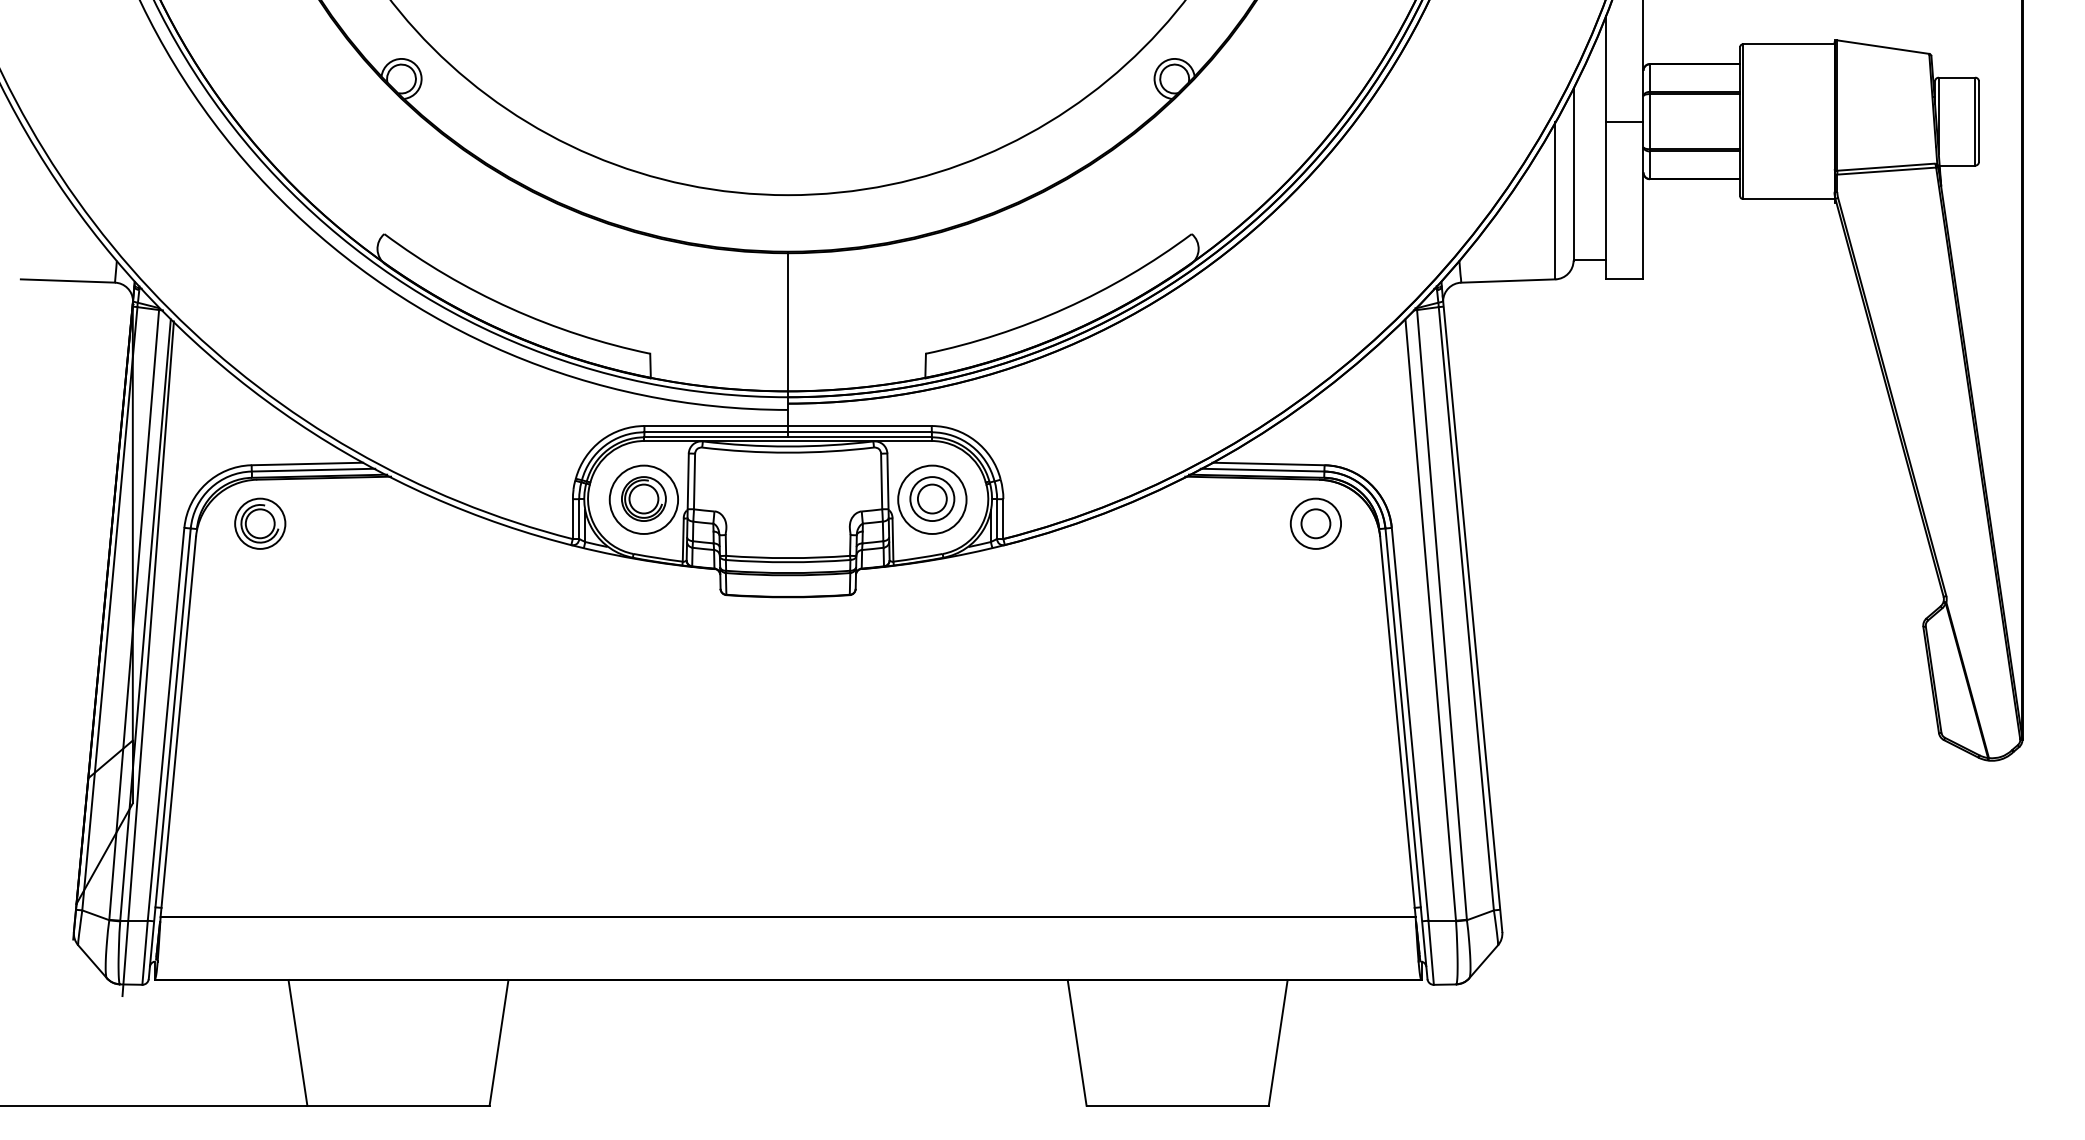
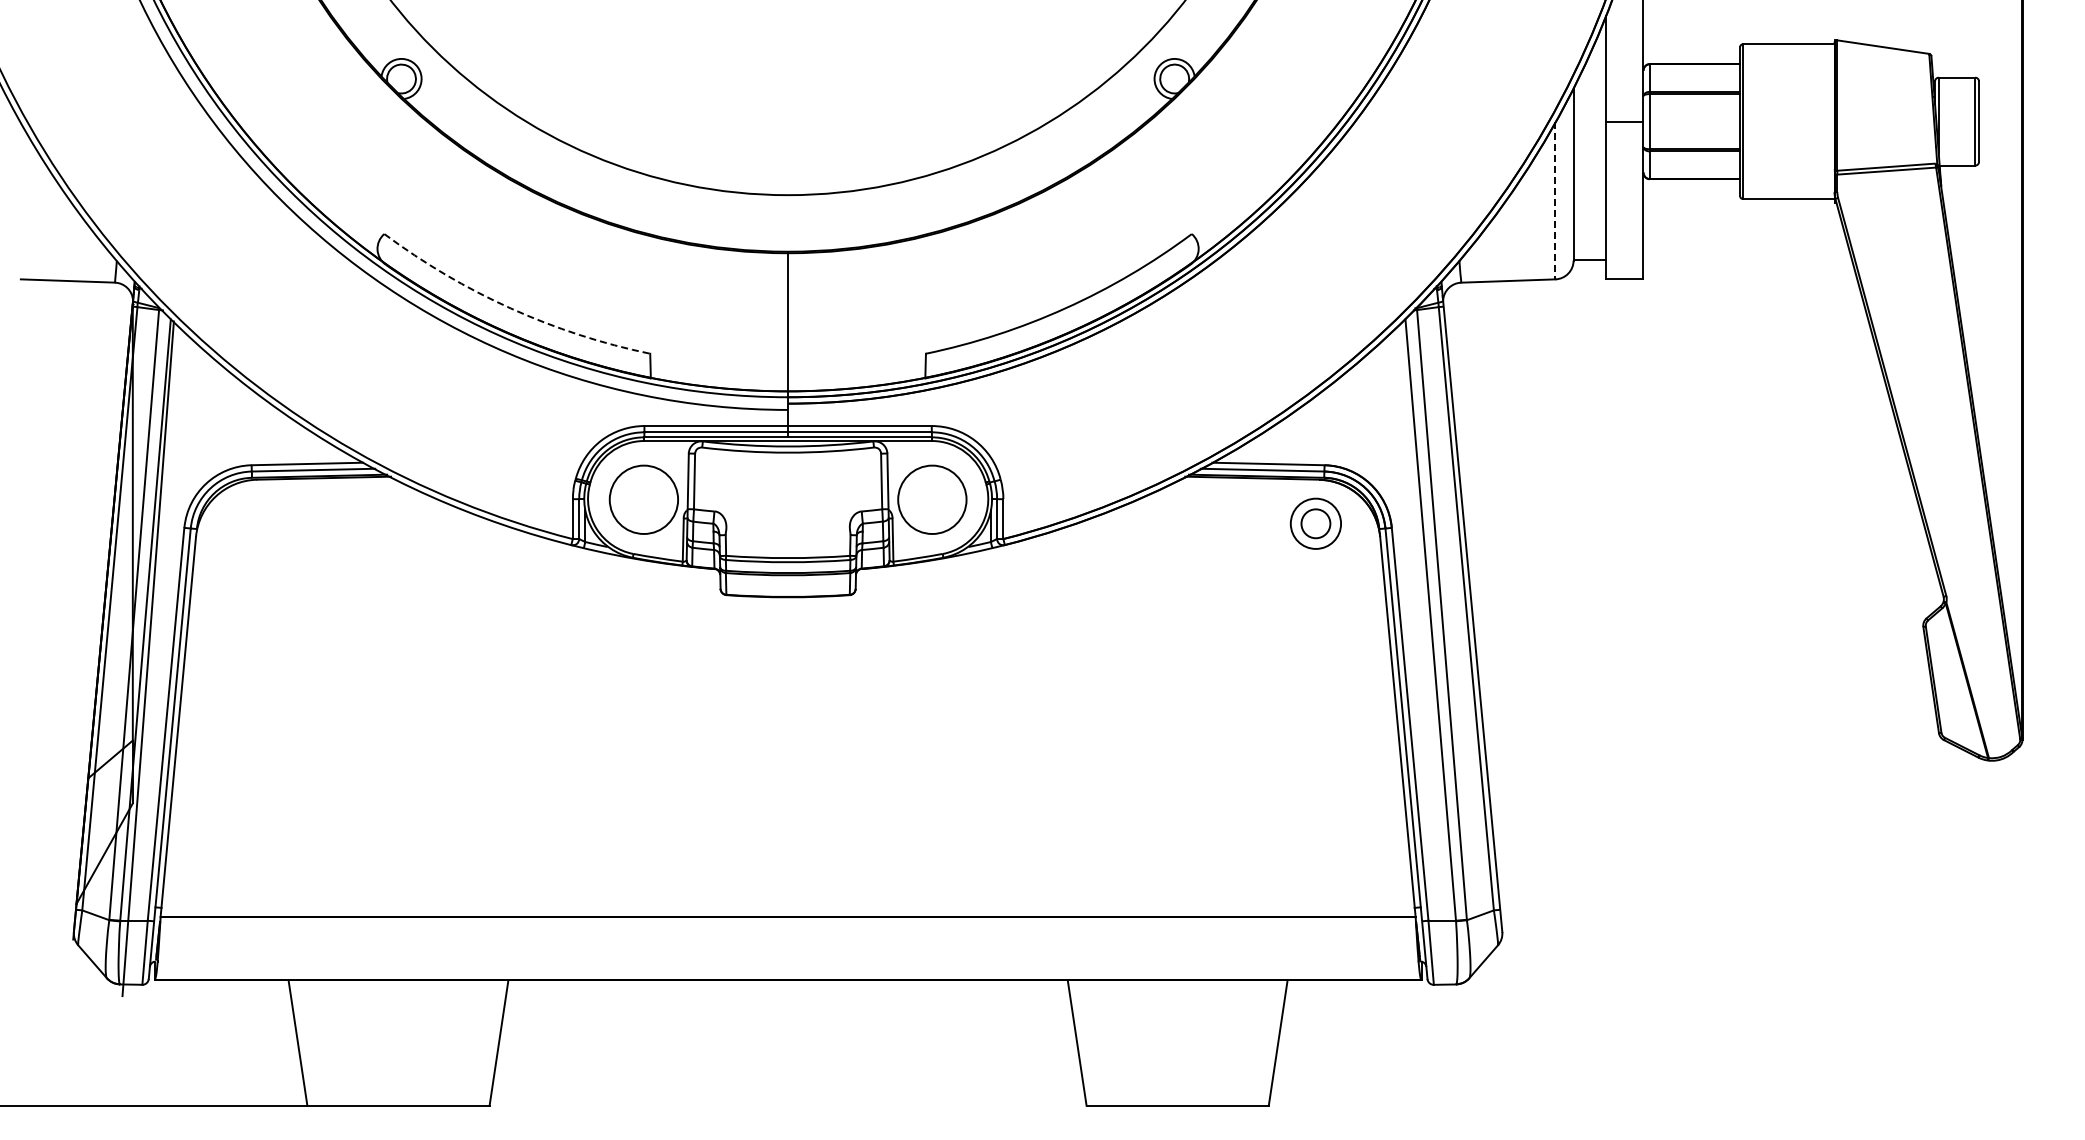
line: solid -> dashed (1555, 200)
arc: solid -> dashed (510, 308)
part: present -> none (643, 498)
part: present -> none (932, 498)
part: present -> none (260, 523)
